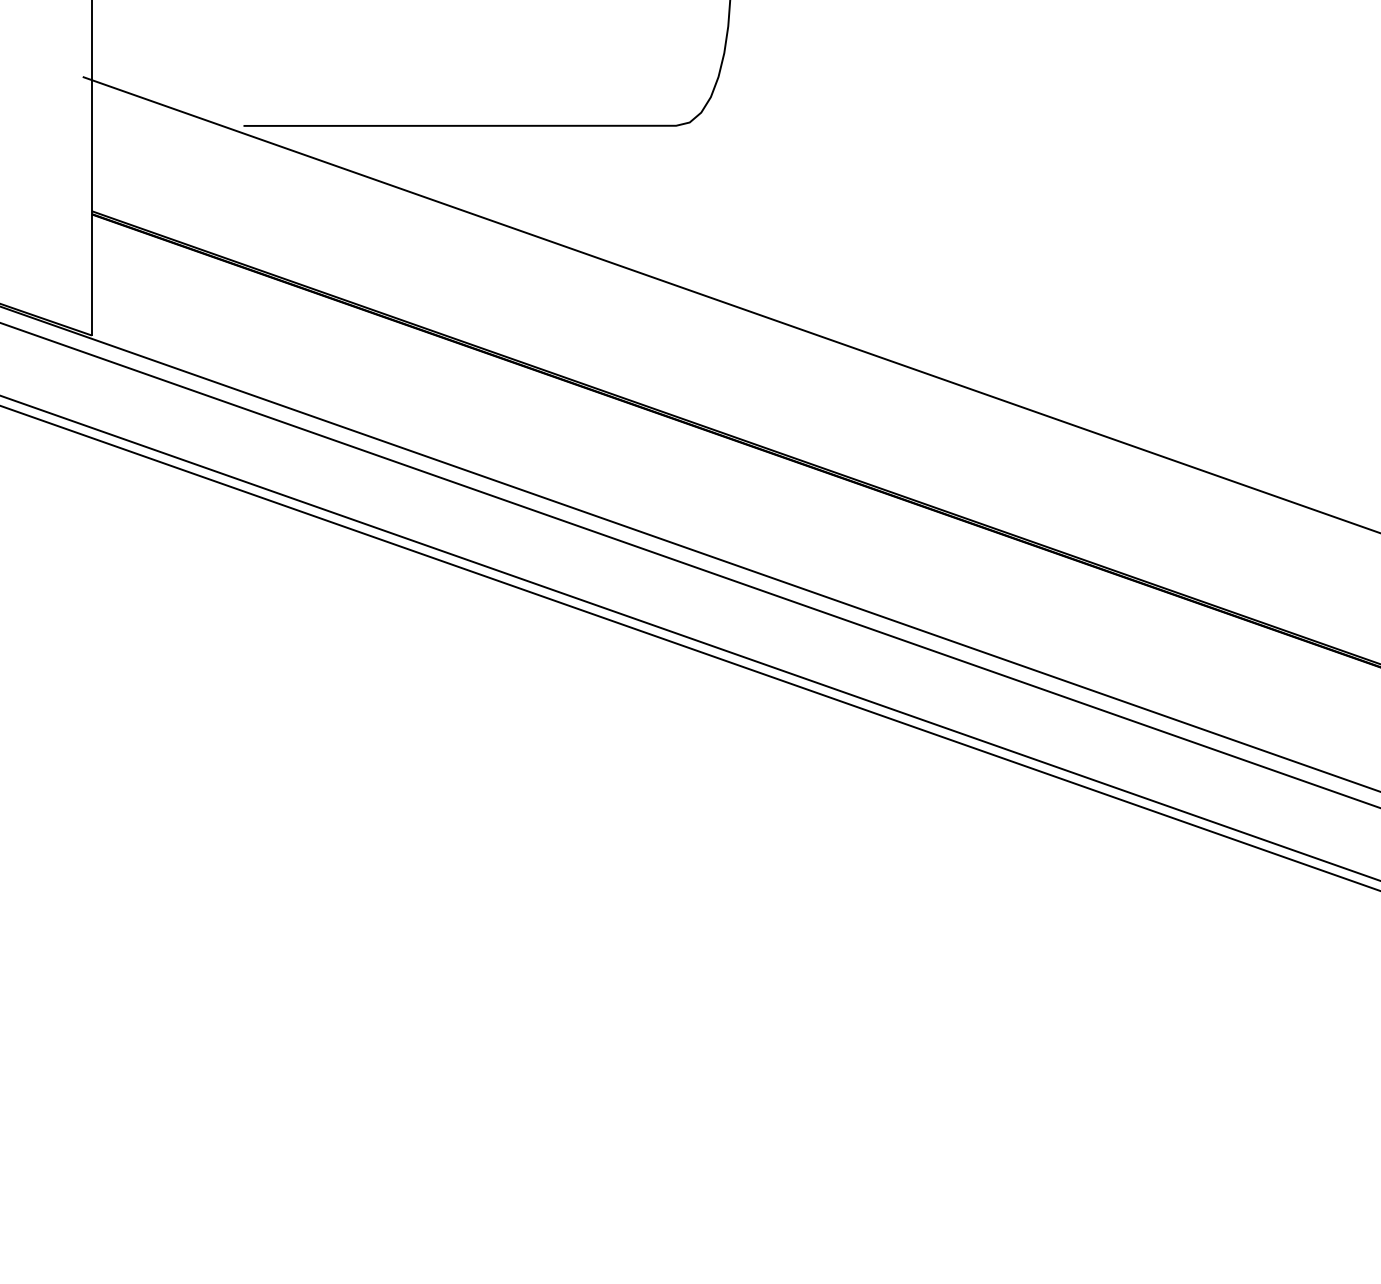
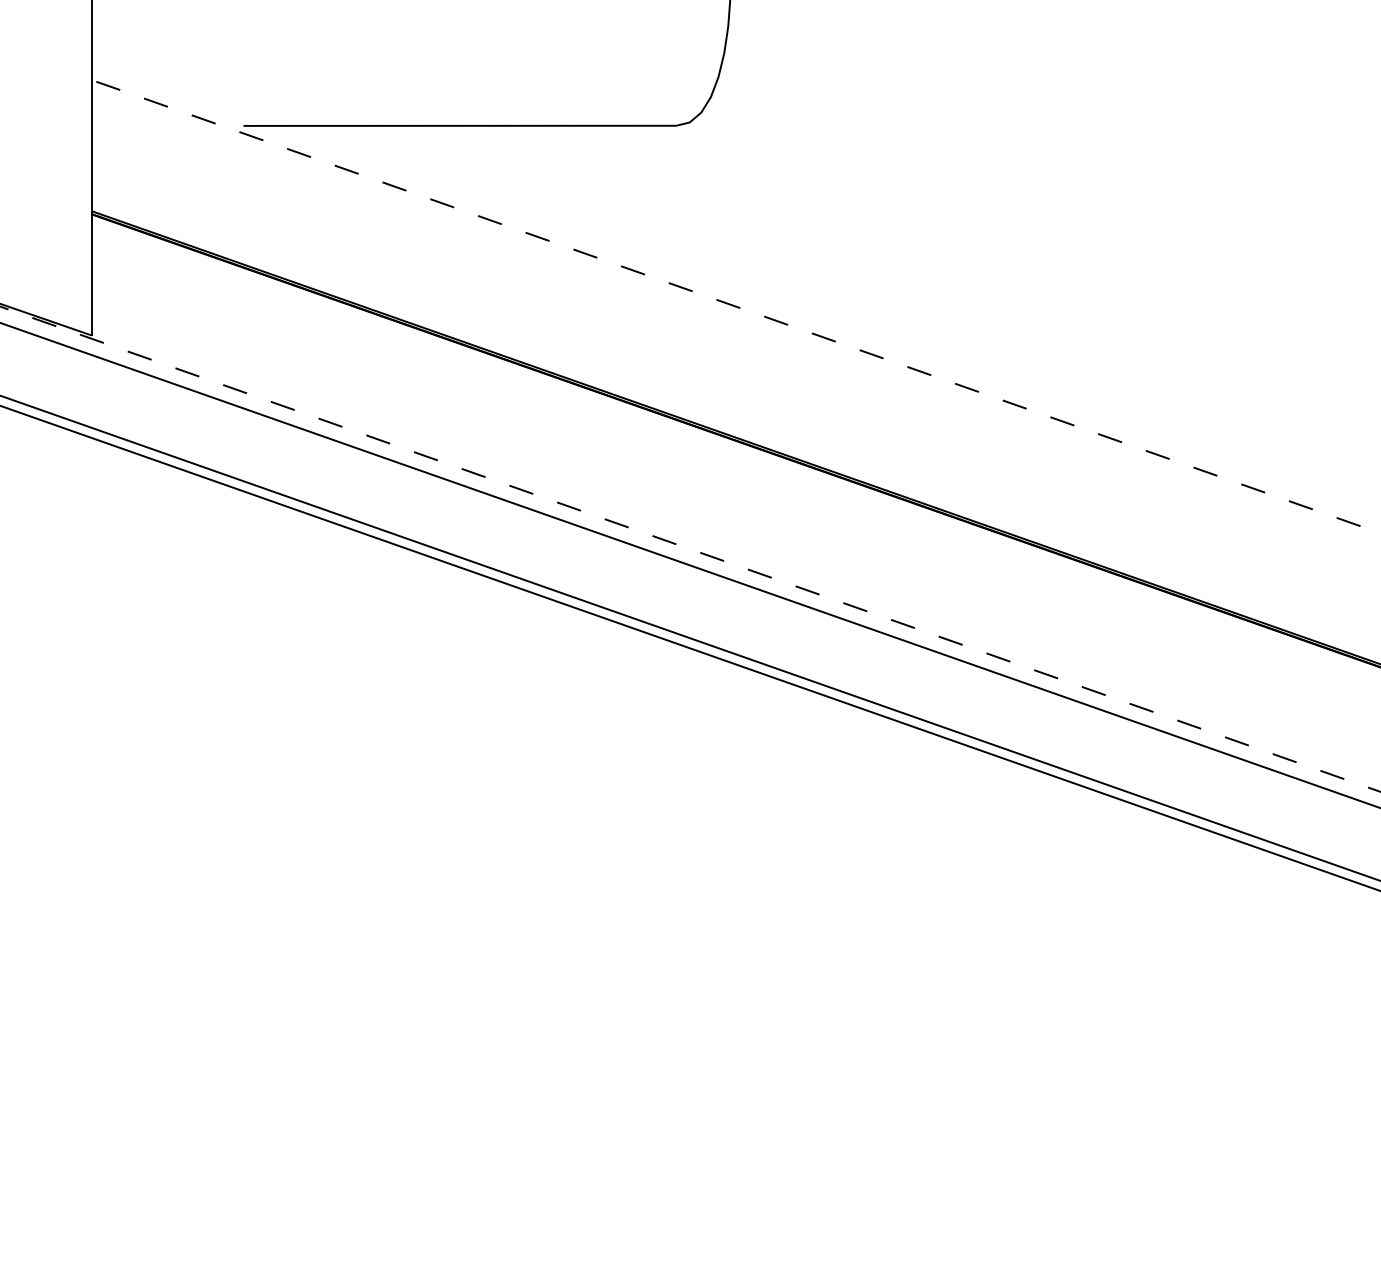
line: solid -> dashed (731, 305)
line: solid -> dashed (691, 549)
